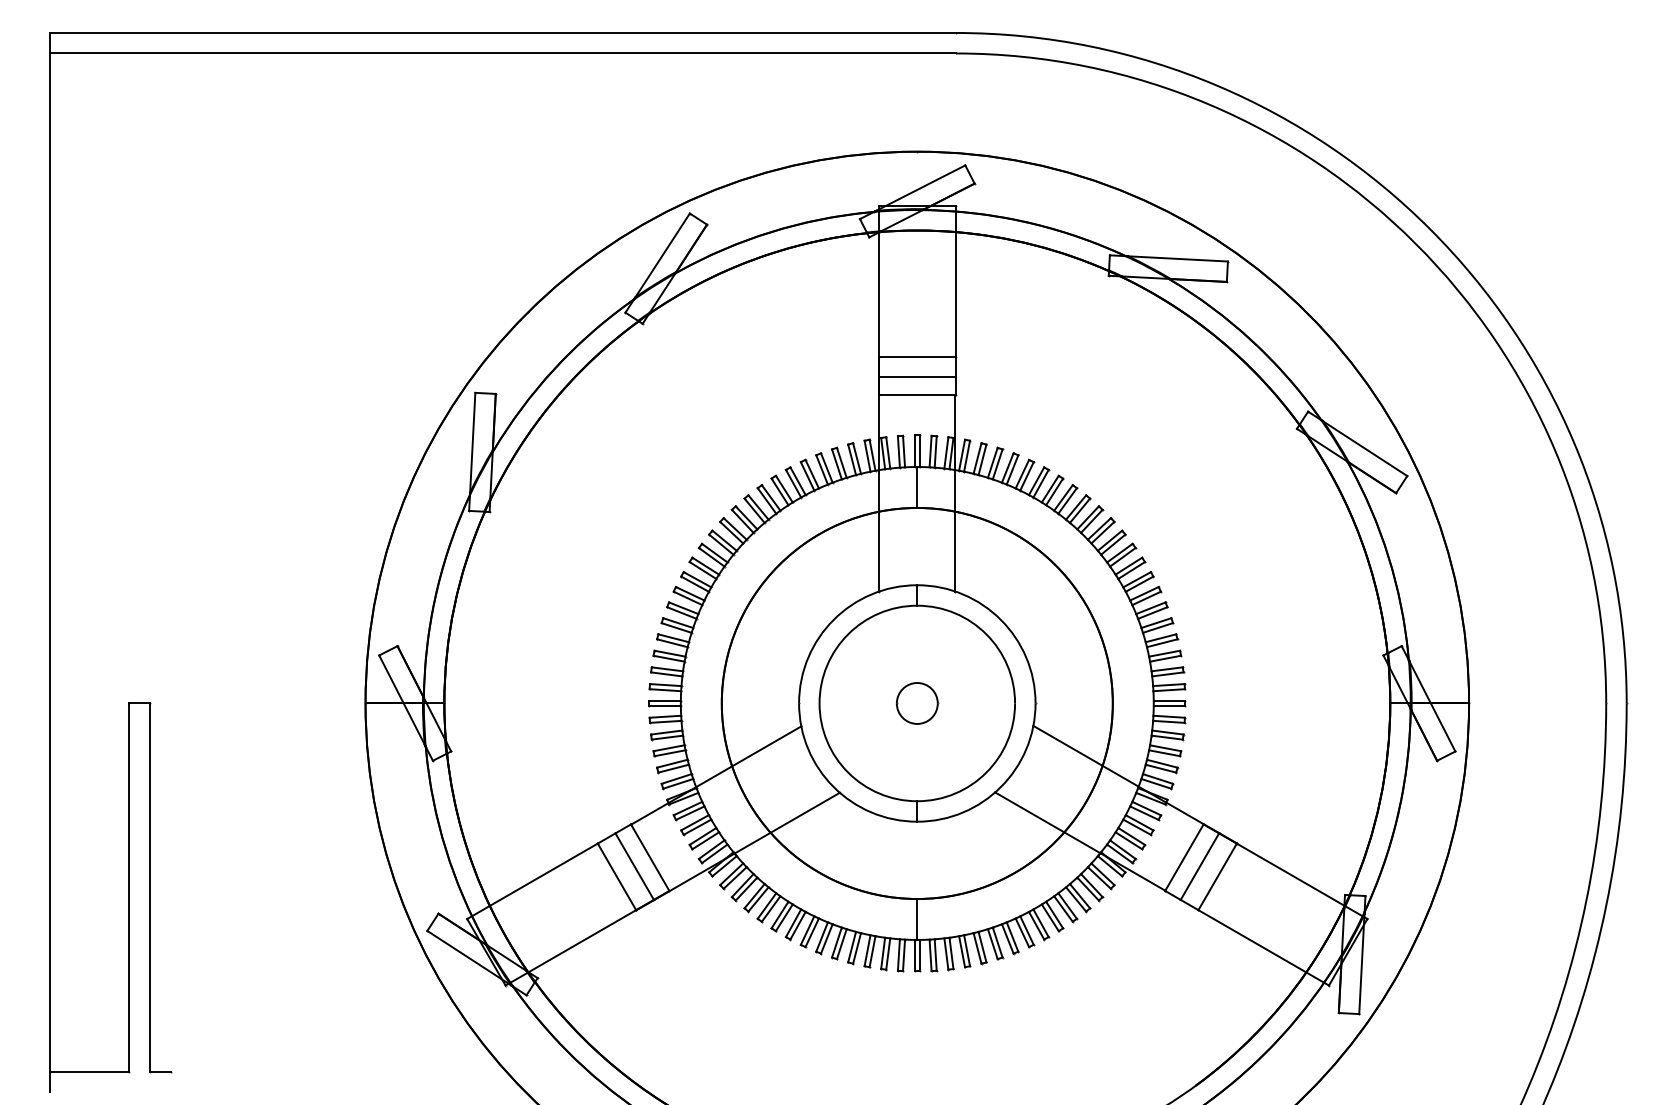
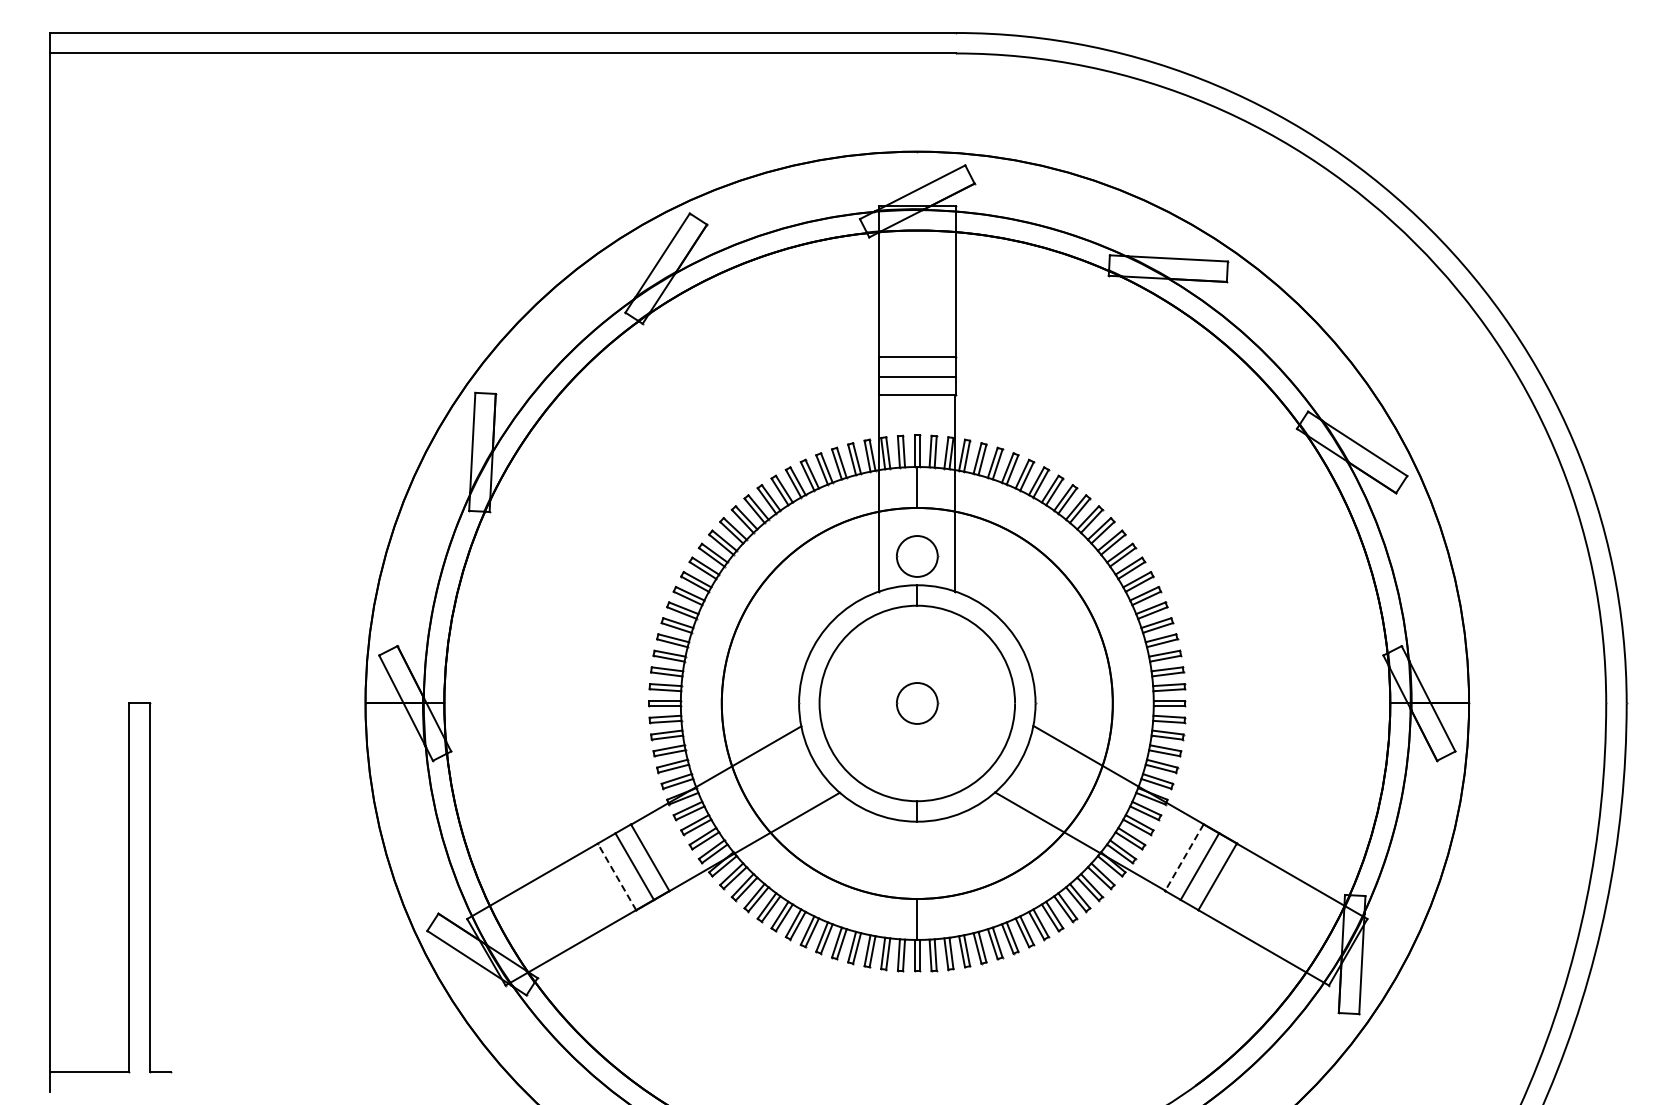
part: none -> present (917, 556)
line: solid -> dashed (1184, 857)
line: solid -> dashed (617, 876)
